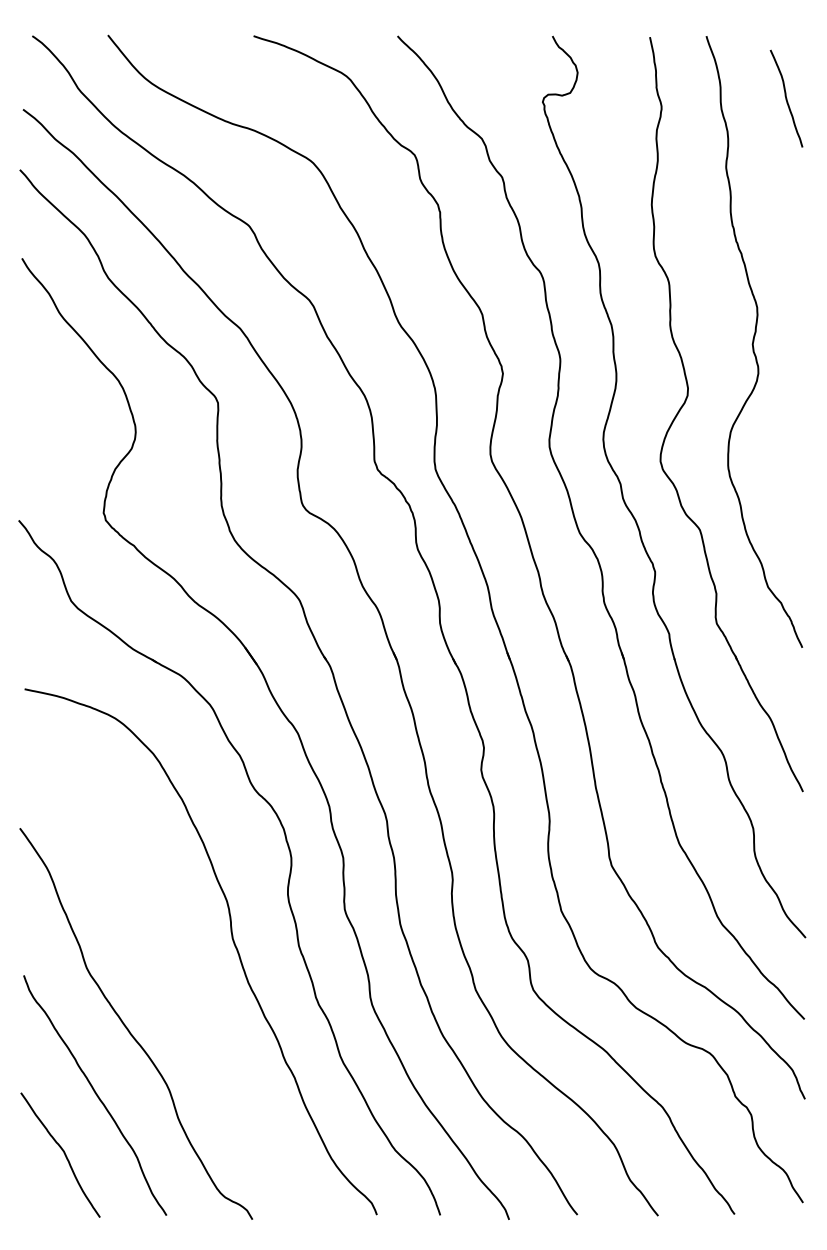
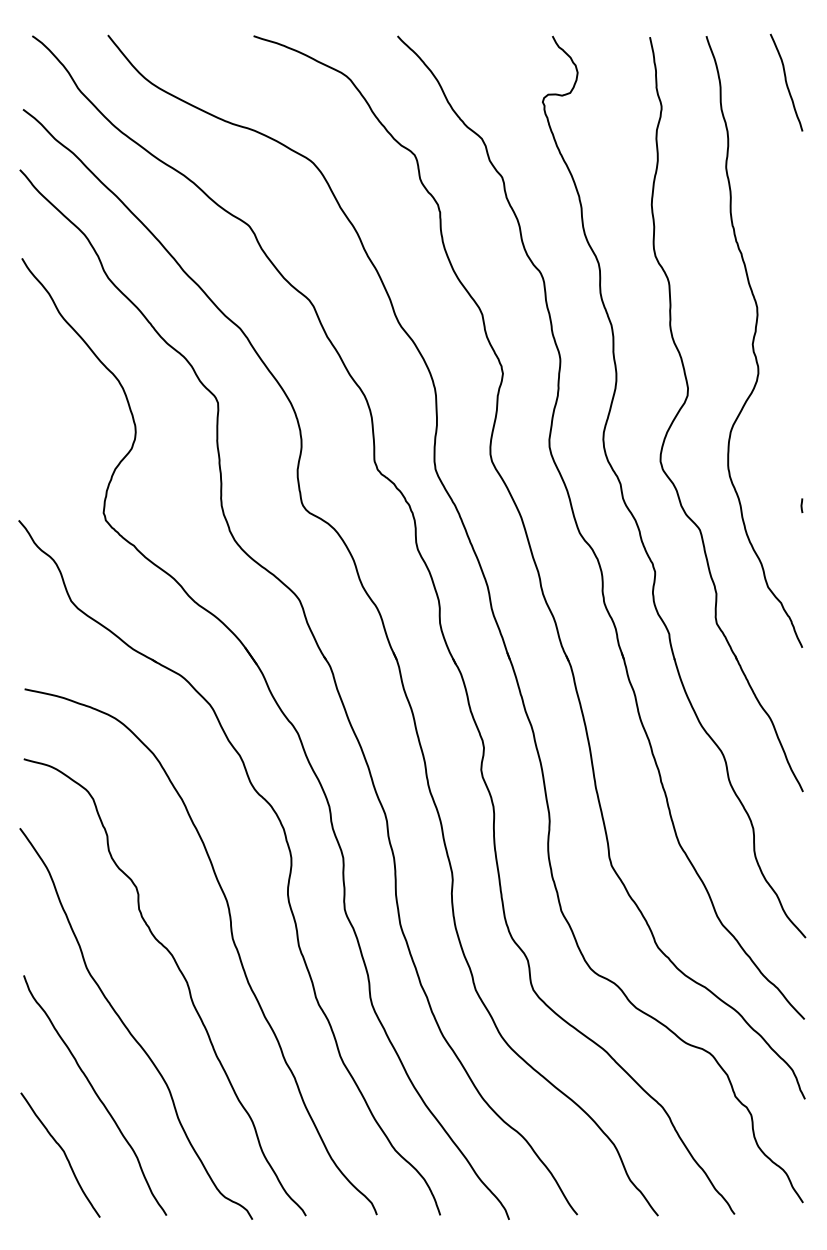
curve position: (786, 98) -> (786, 82) (786, 82)
line: none -> present (801, 505)
curve: none -> present (183, 978)
